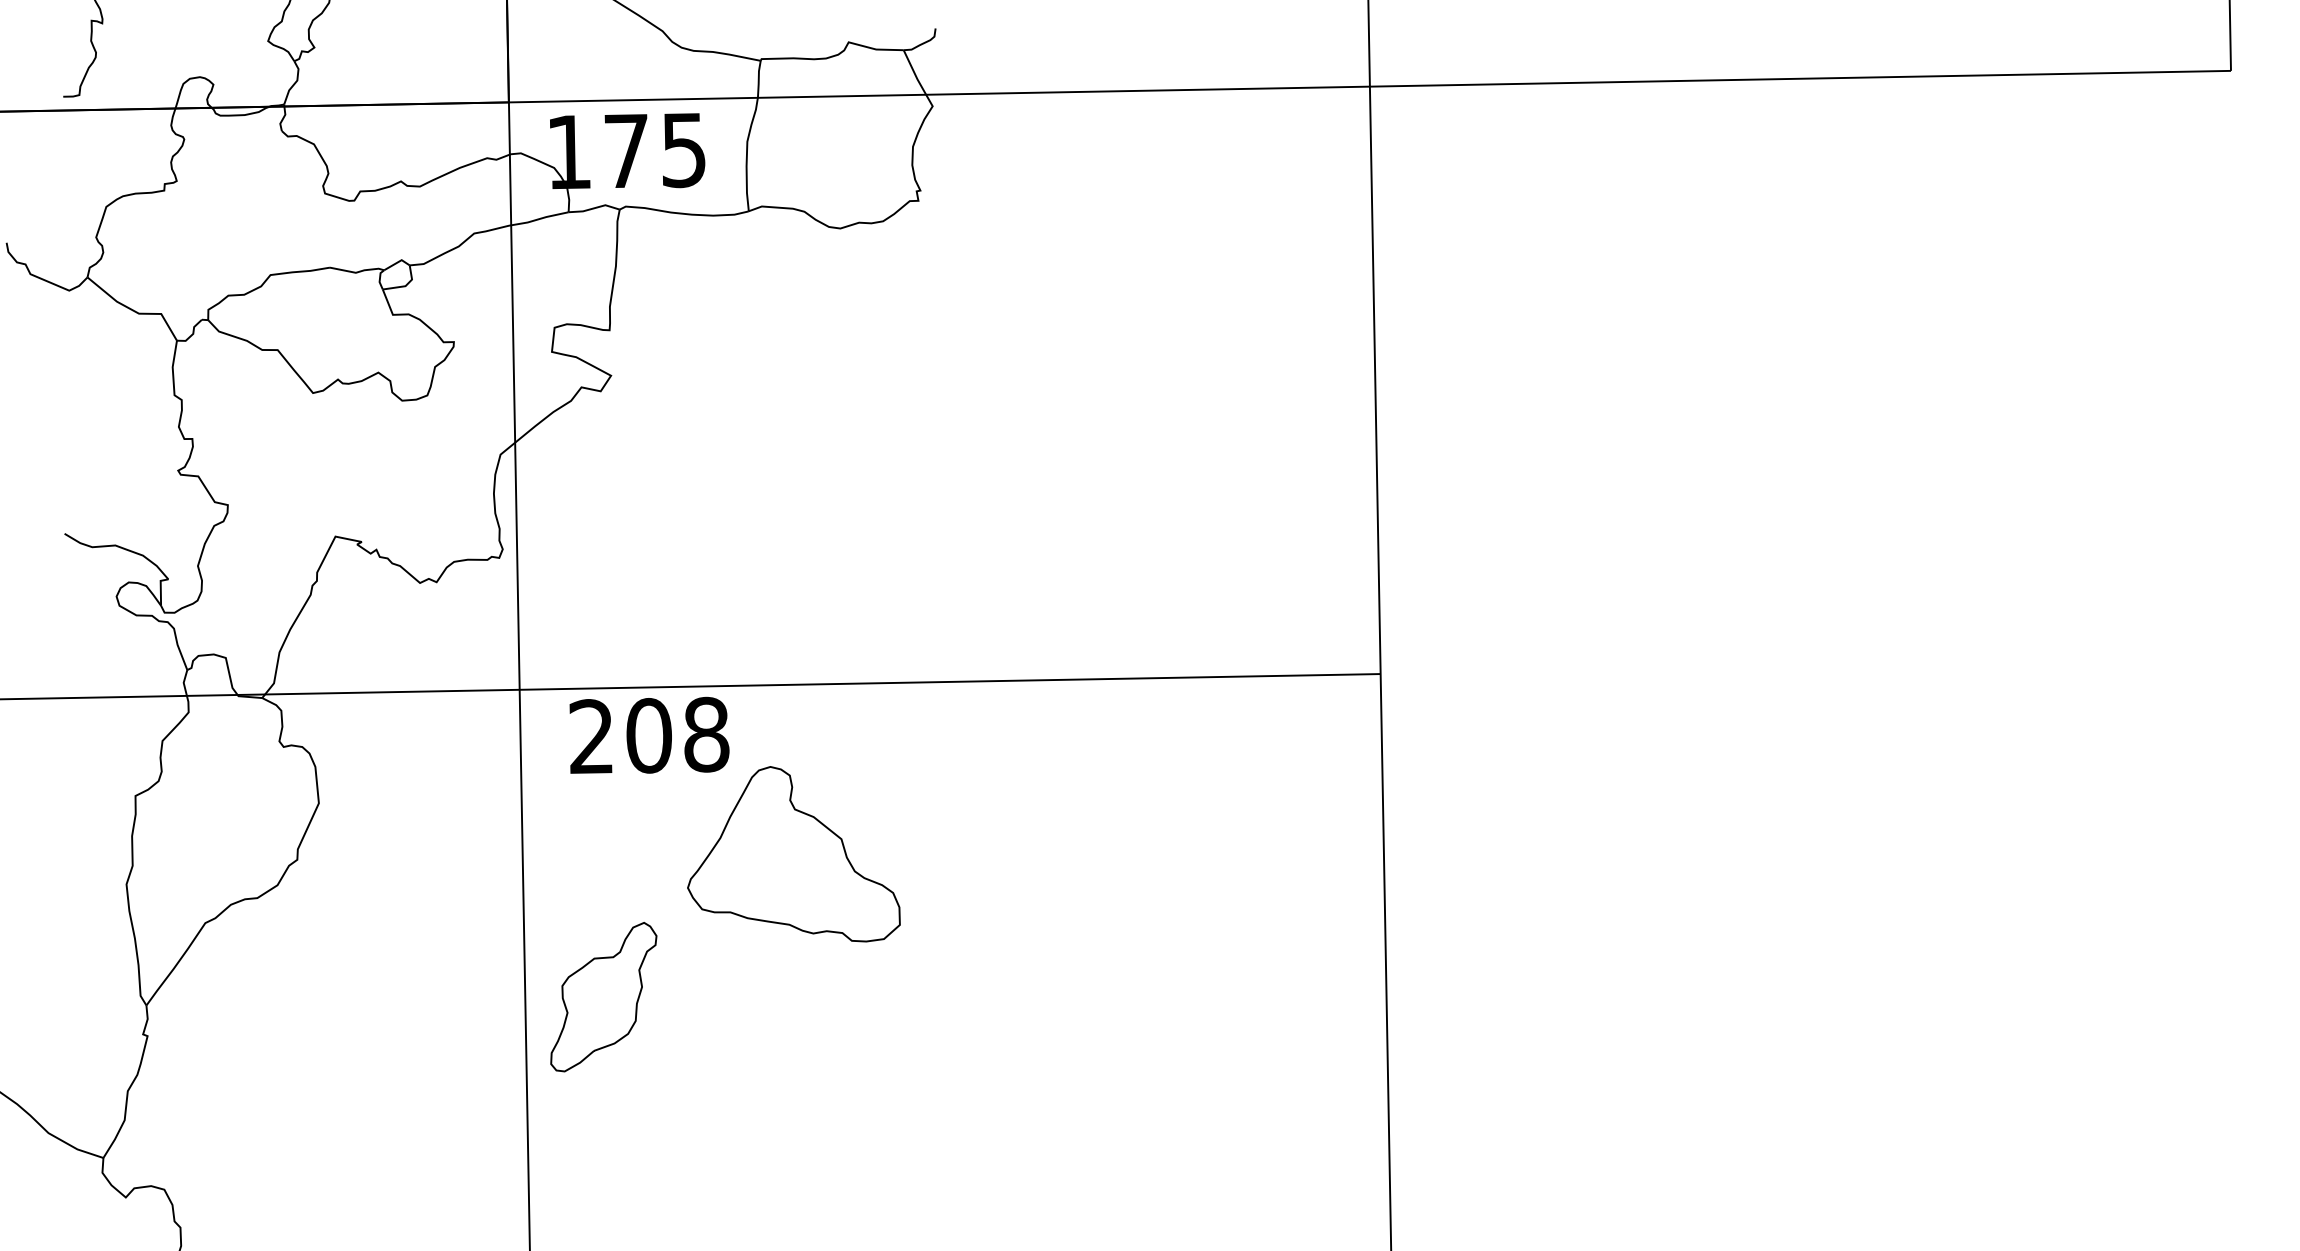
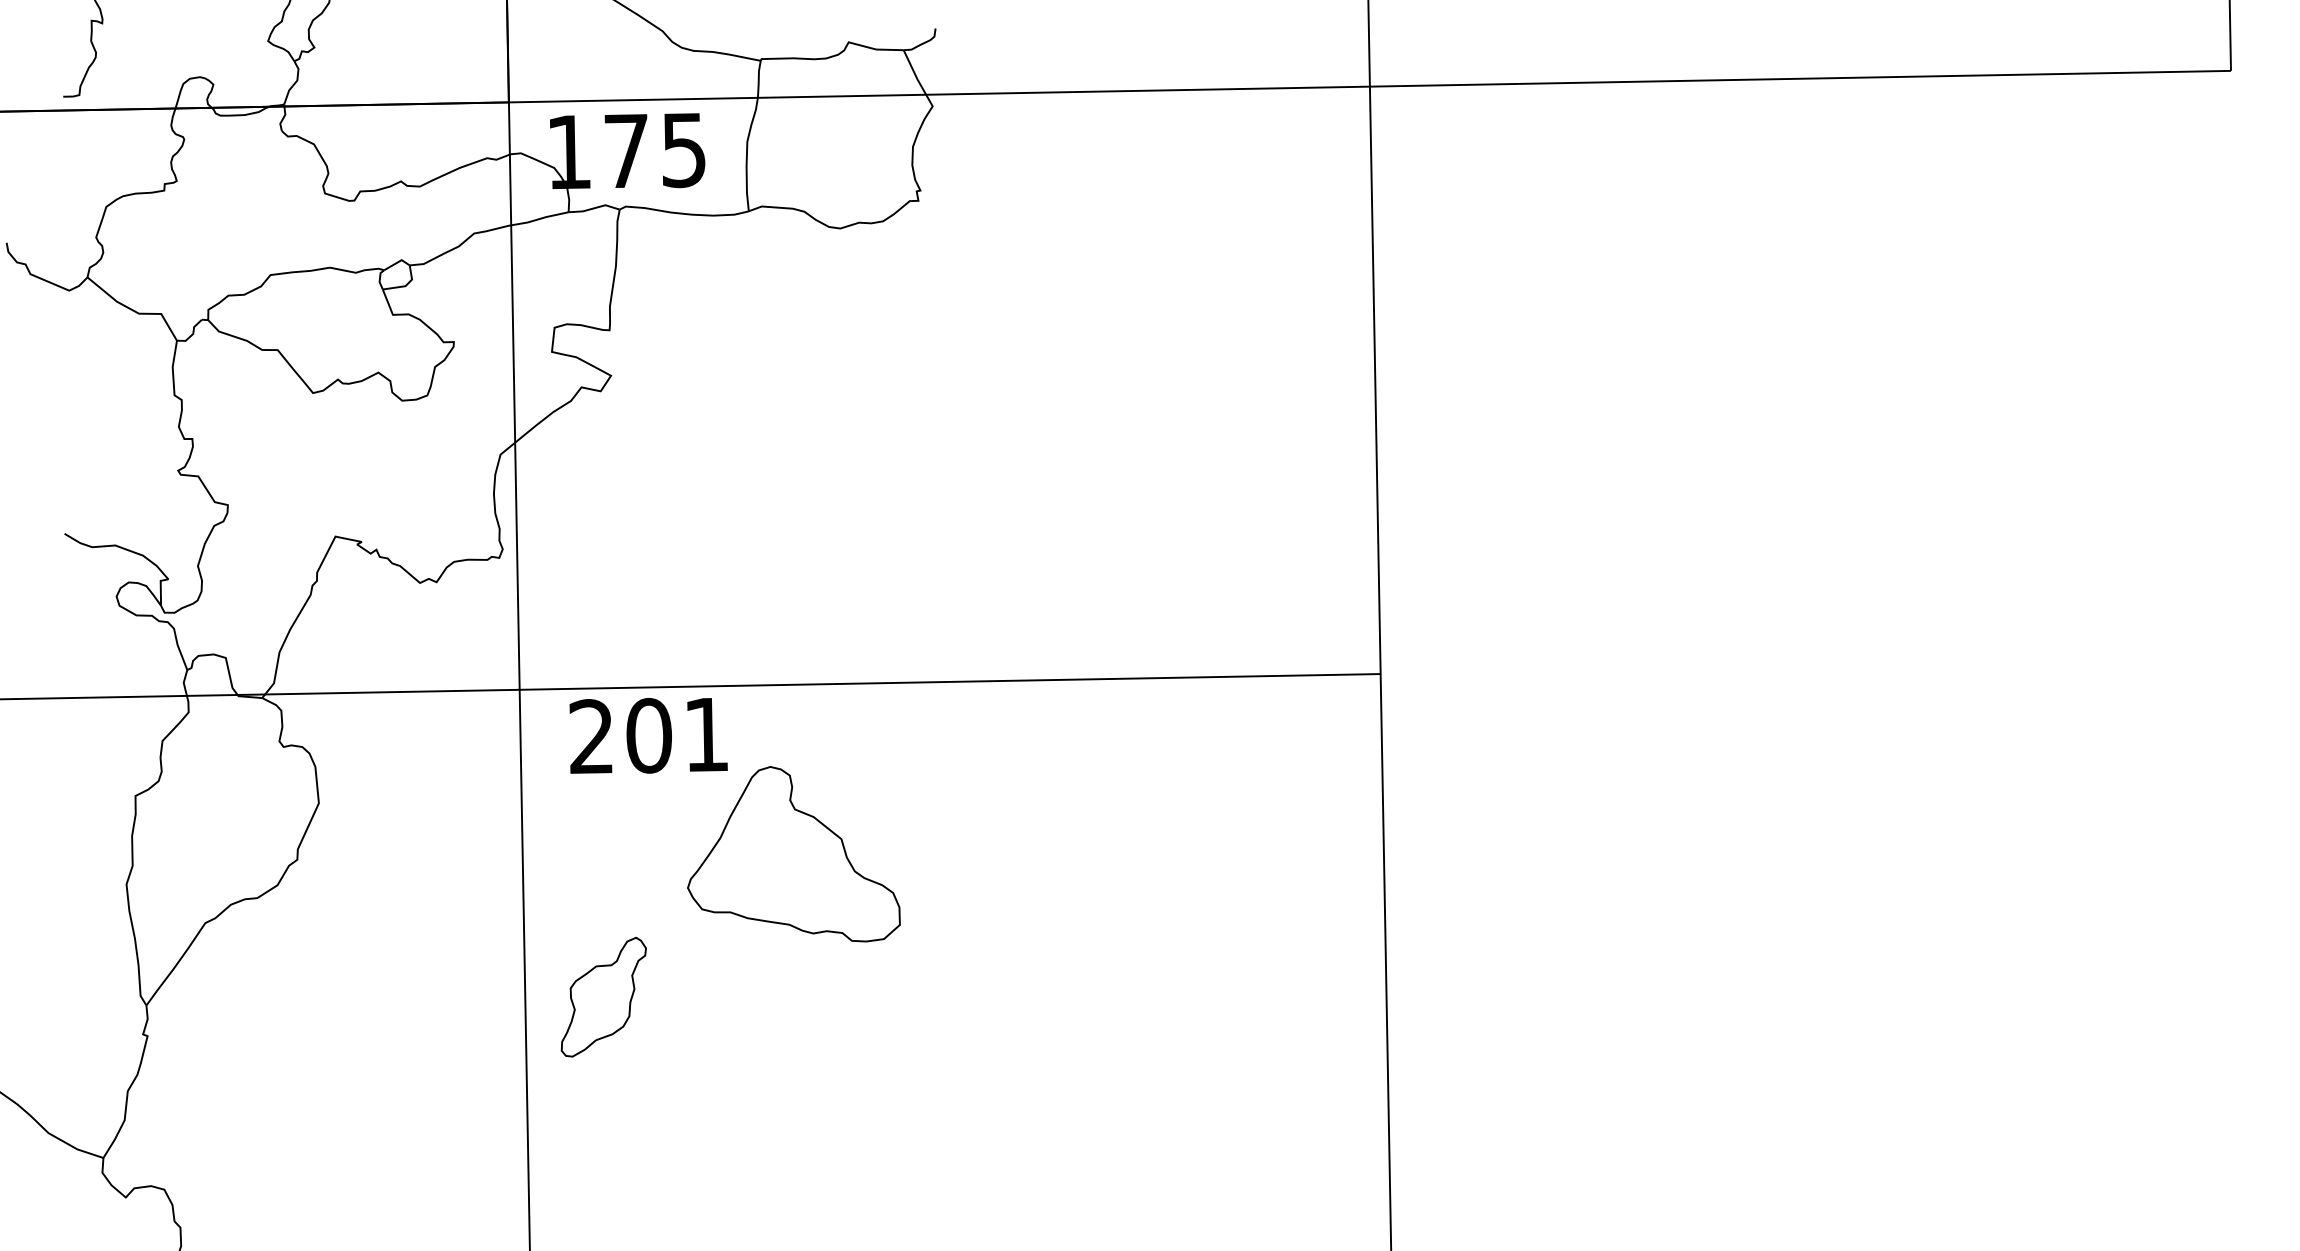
text: 208 -> 201 (706, 734)
part size: 108x151 px -> 87x122 px (603, 996)
